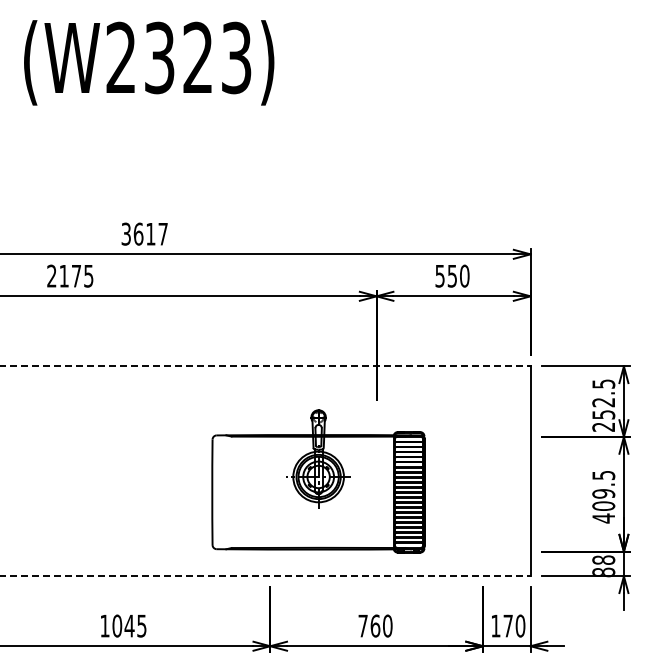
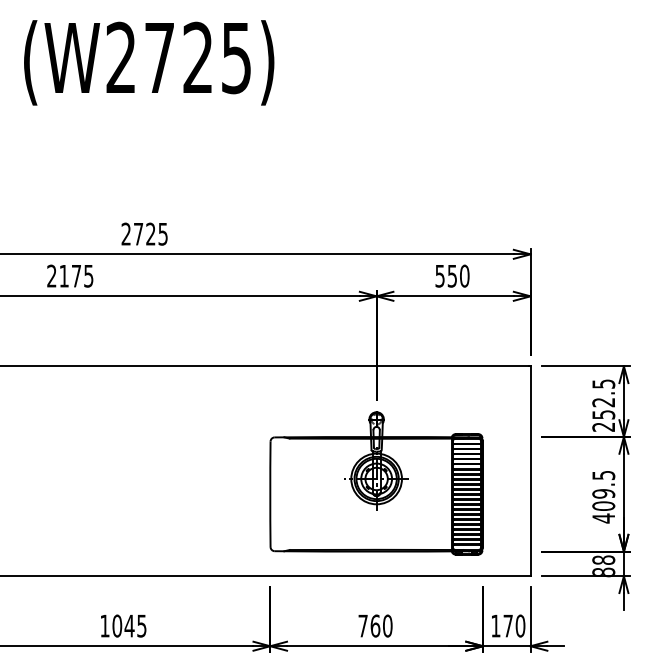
text: (W2323) -> (W2725) (198, 57)
text: 3617 -> 2725 (144, 233)
line: dashed -> solid (265, 366)
part position: (318, 481) -> (376, 483) (376, 483)
line: dashed -> solid (265, 576)
